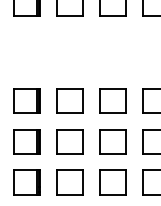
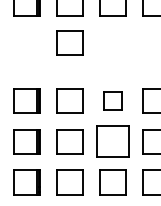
part: none -> present (69, 42)
part size: 28x26 px -> 20x20 px (112, 100)
part size: 28x26 px -> 34x33 px (112, 141)
